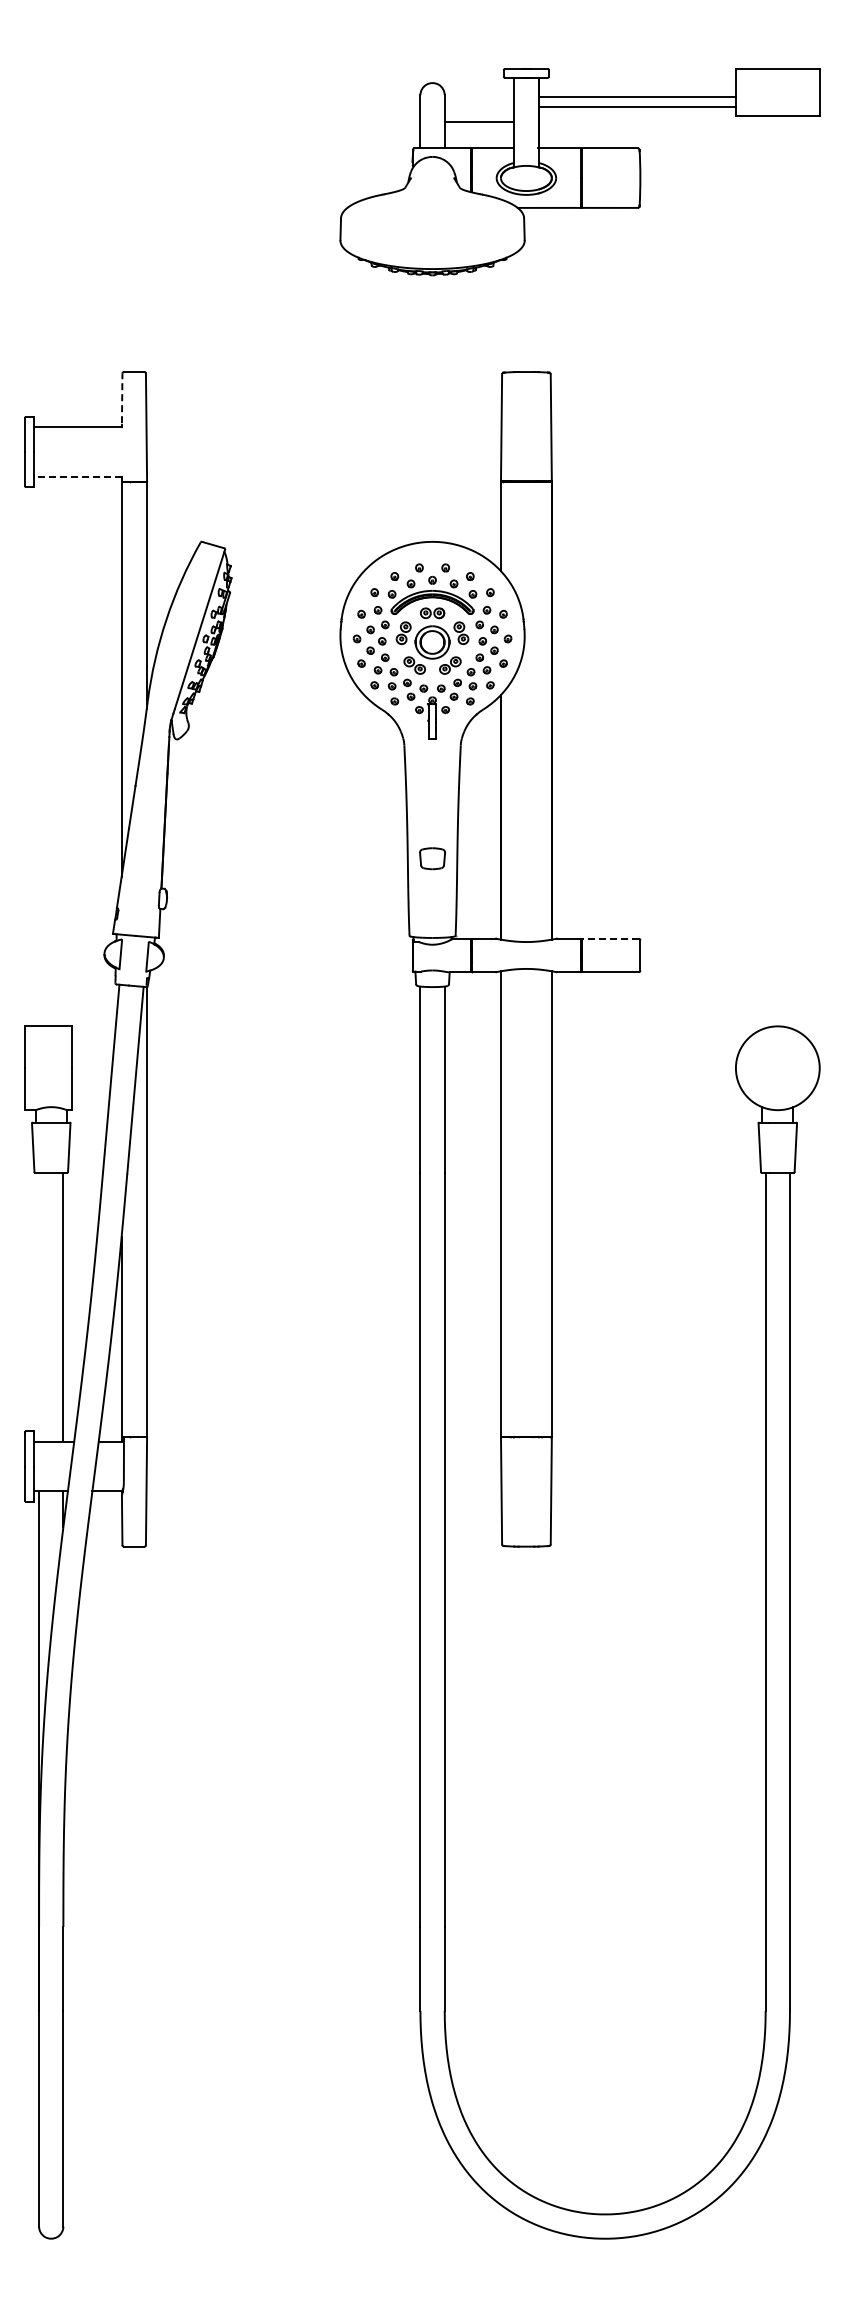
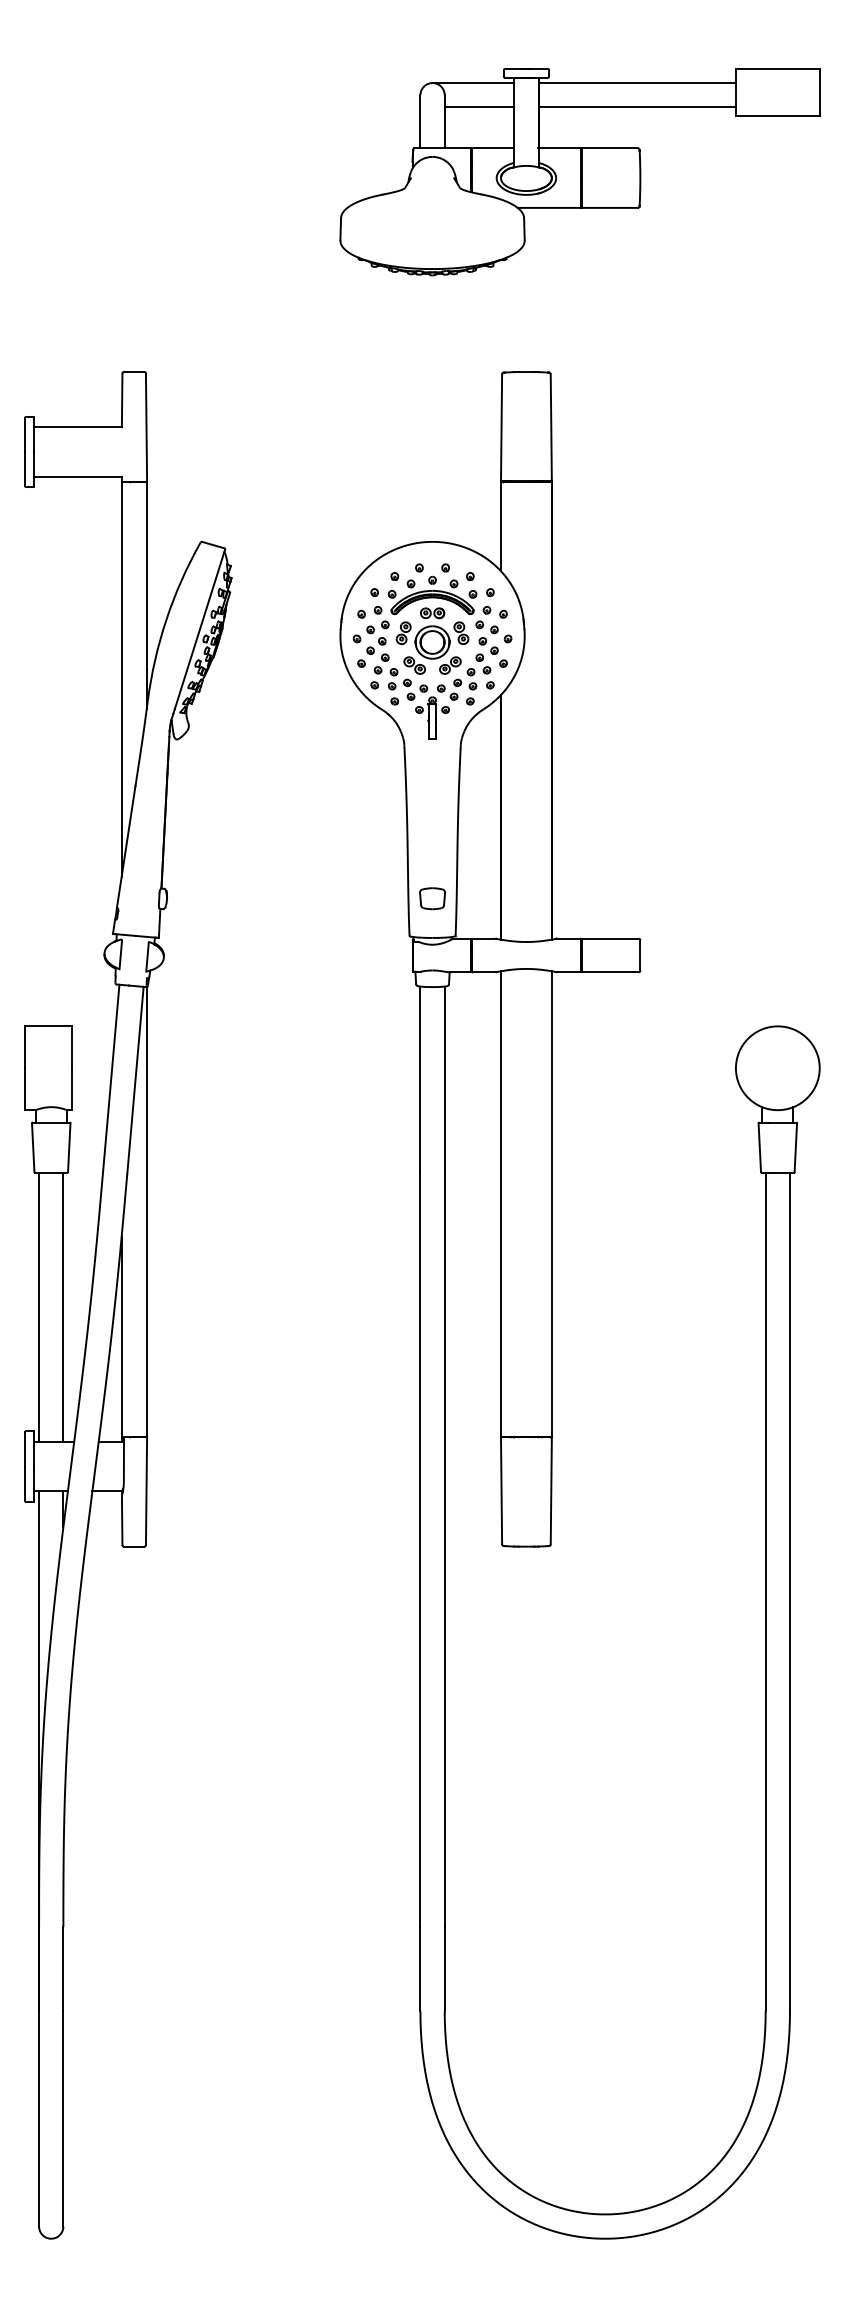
line: none -> present (473, 83)
line position: (636, 97) -> (636, 83) (636, 83)
line position: (479, 122) -> (479, 107) (479, 107)
line: dashed -> solid (122, 398)
line: dashed -> solid (77, 476)
part position: (432, 858) -> (432, 898) (432, 898)
line: dashed -> solid (609, 938)
line: none -> present (39, 1307)
